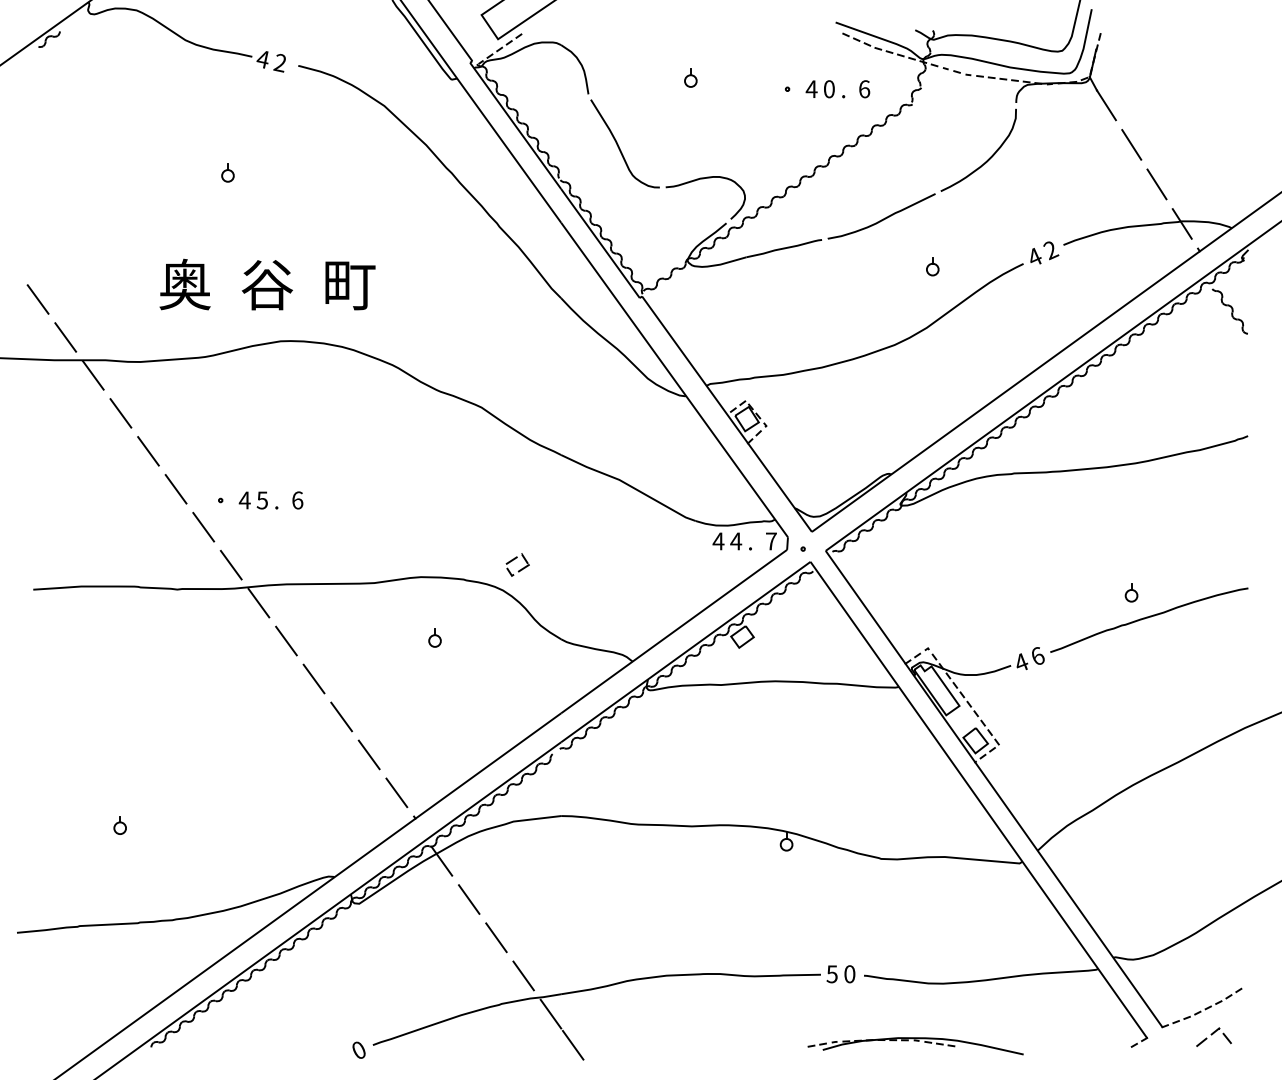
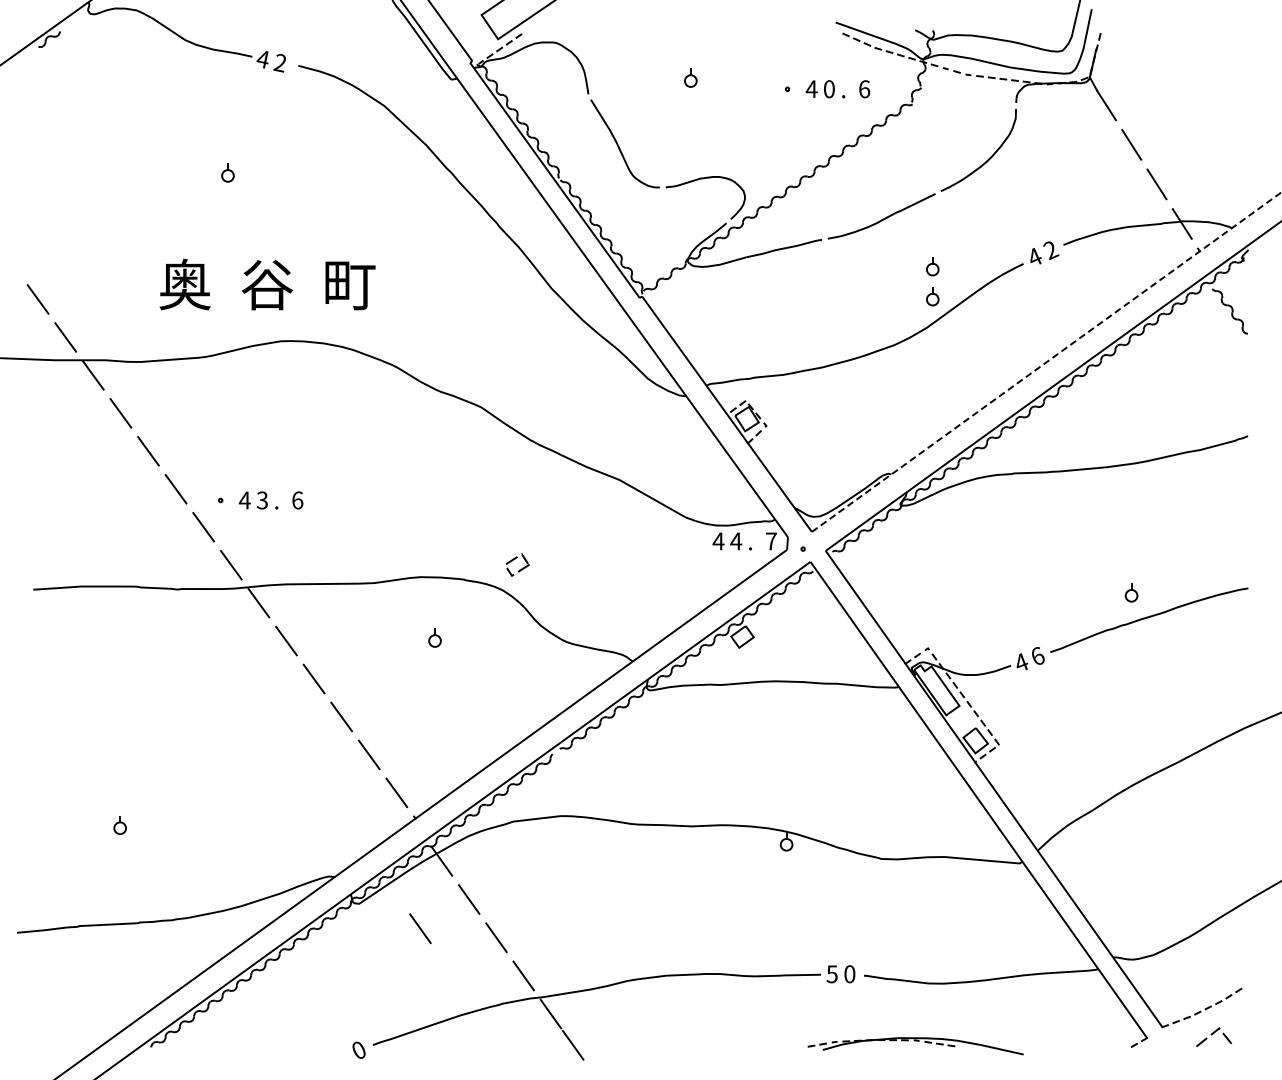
part: none -> present (932, 296)
line: solid -> dashed (1046, 362)
text: 5 -> 3 (262, 499)
line: none -> present (420, 928)
